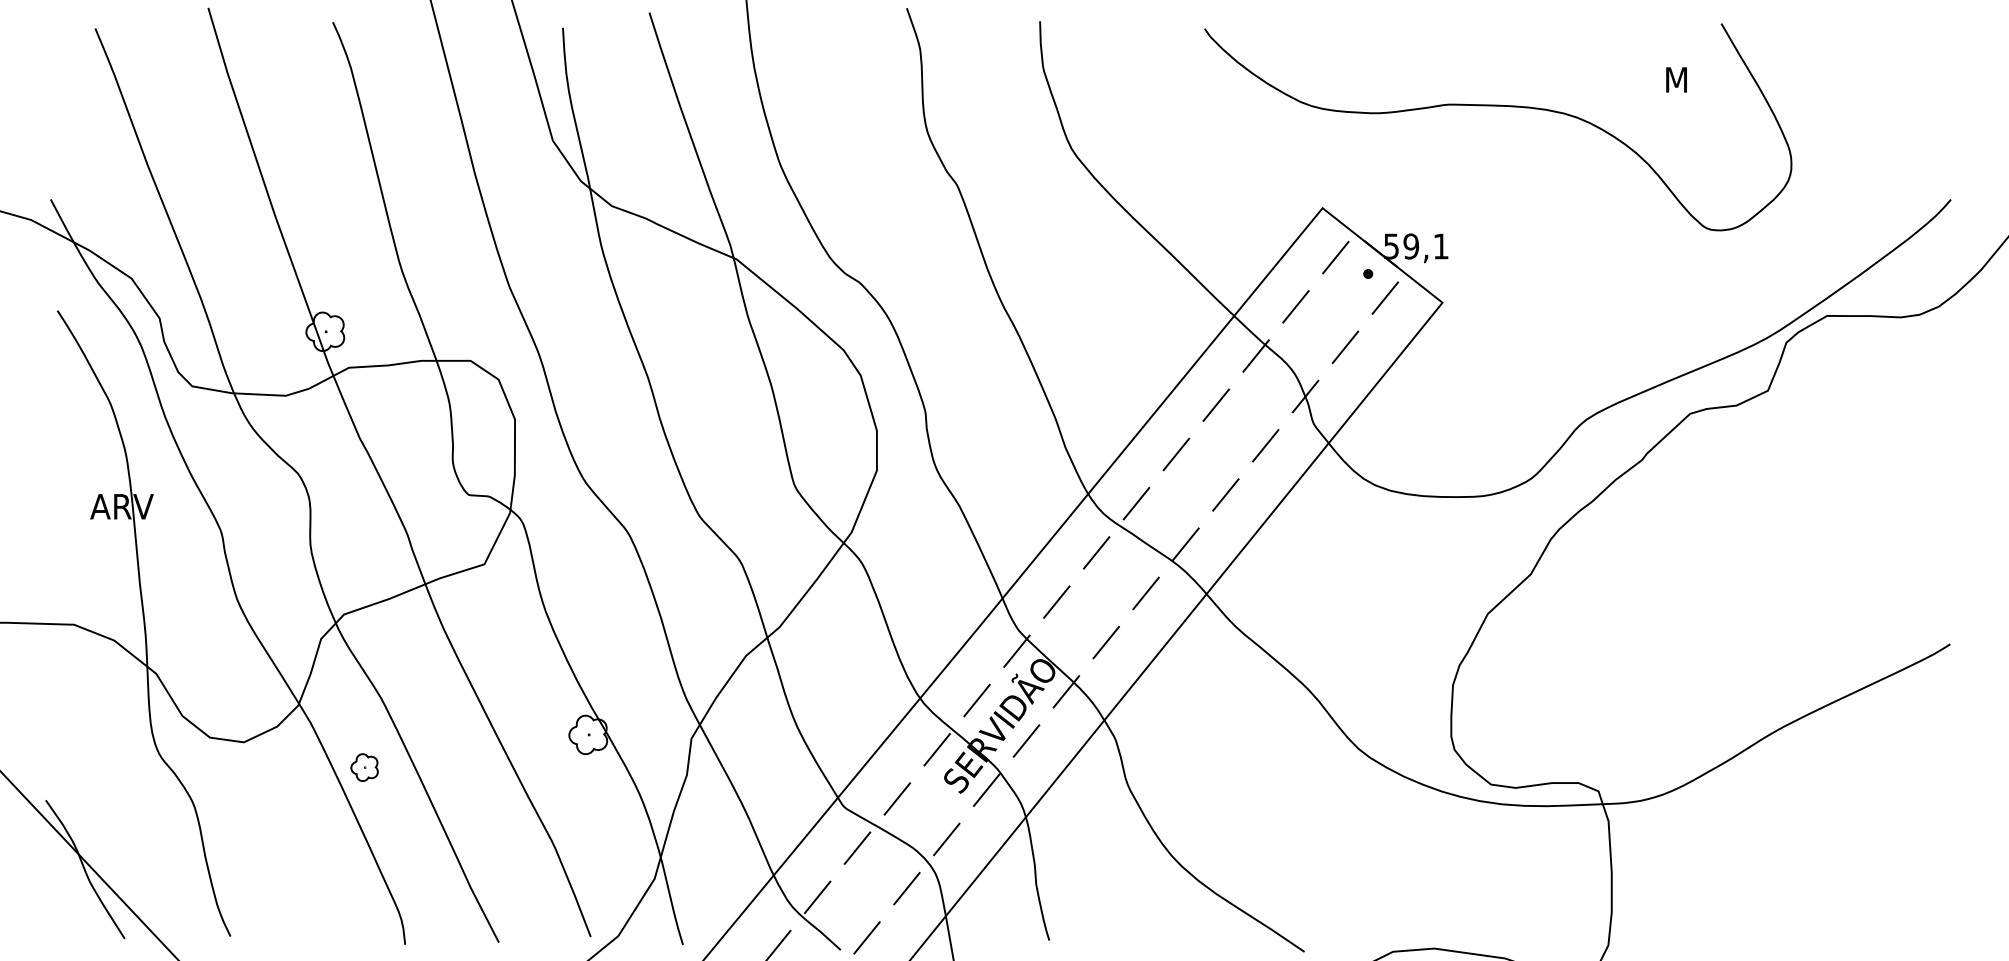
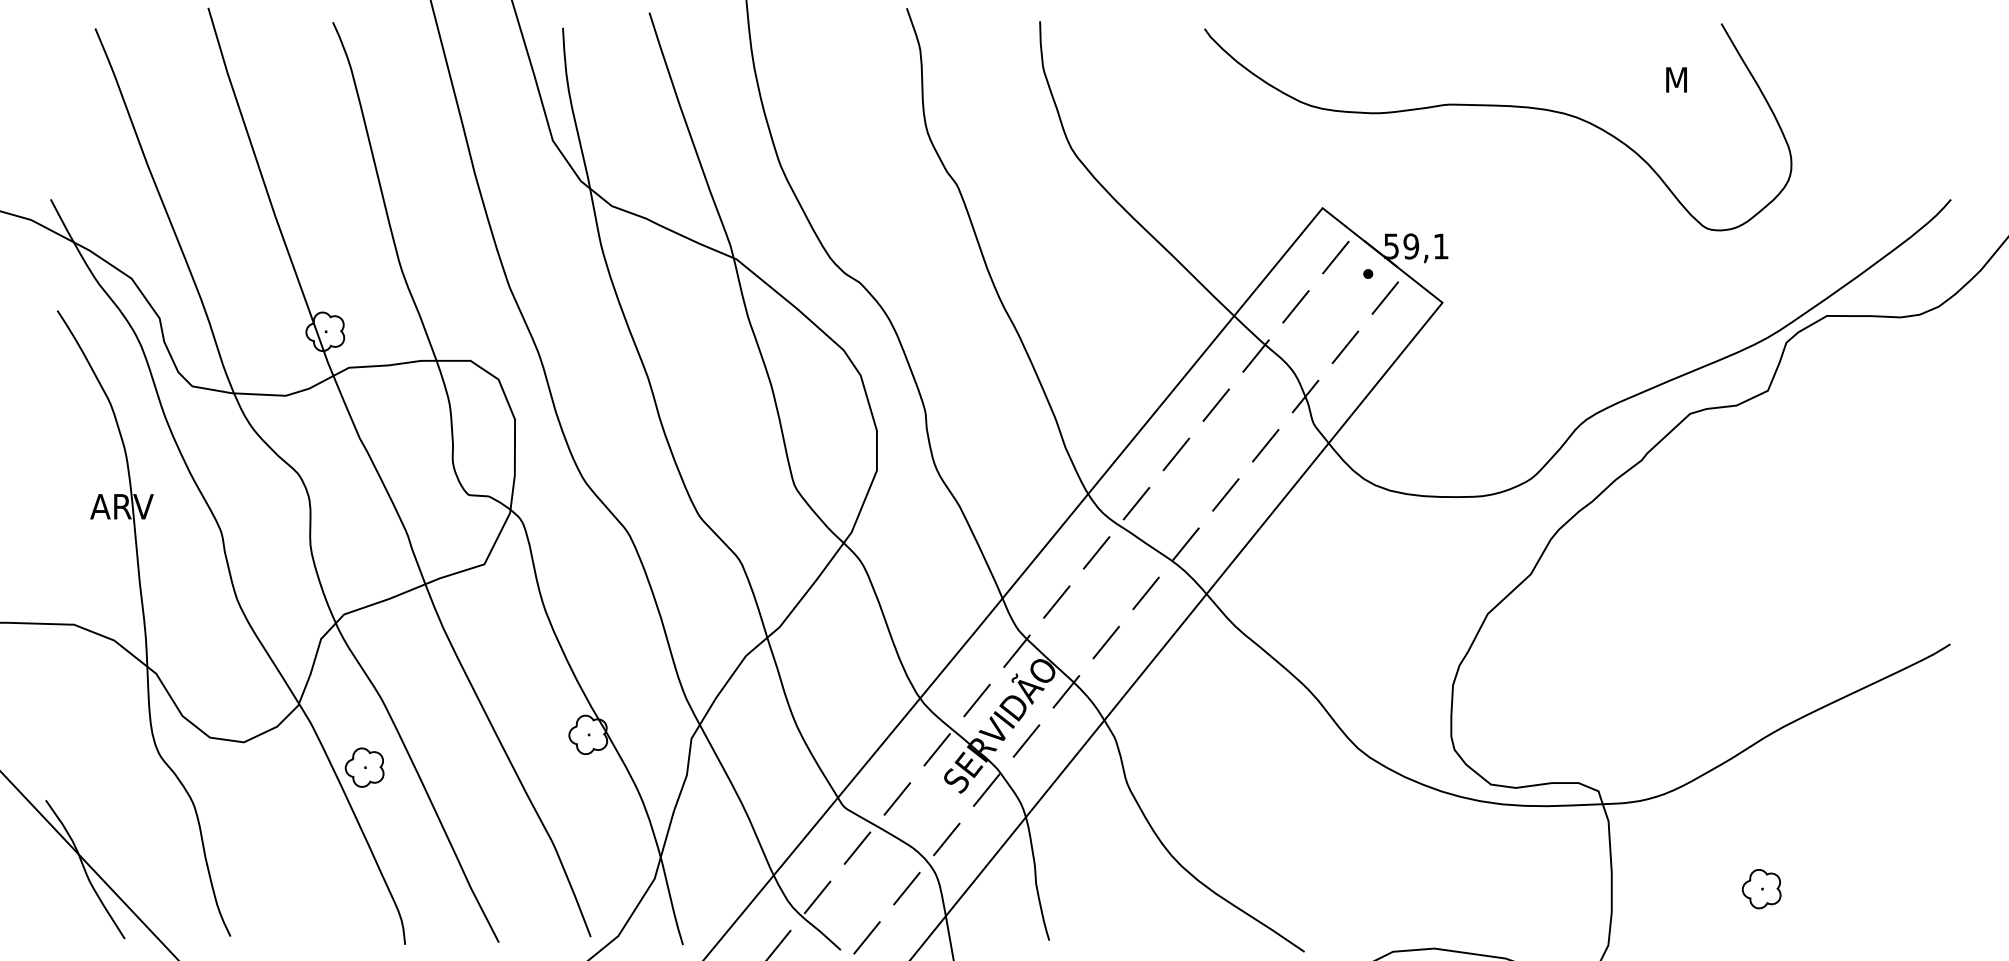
part size: 29x29 px -> 41x41 px (364, 767)
part: none -> present (1761, 889)
